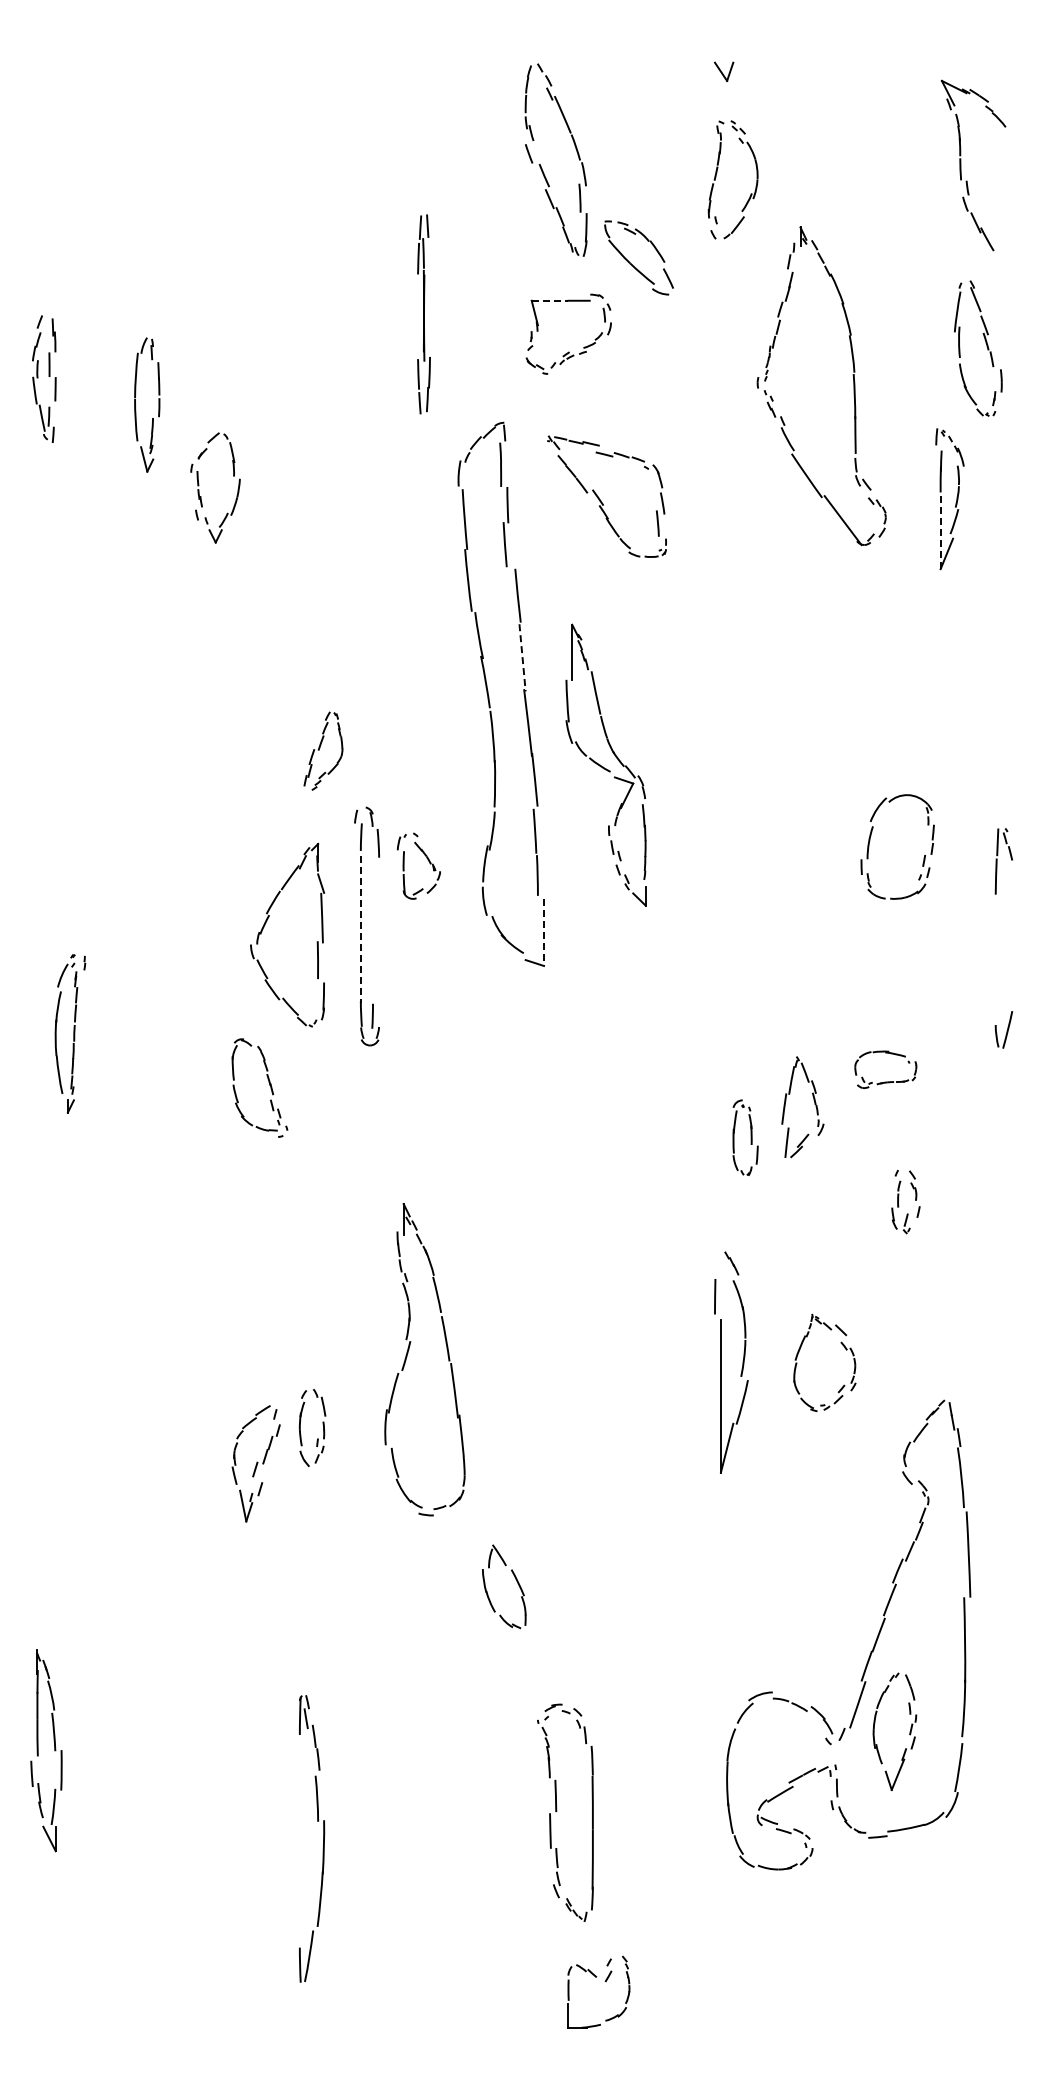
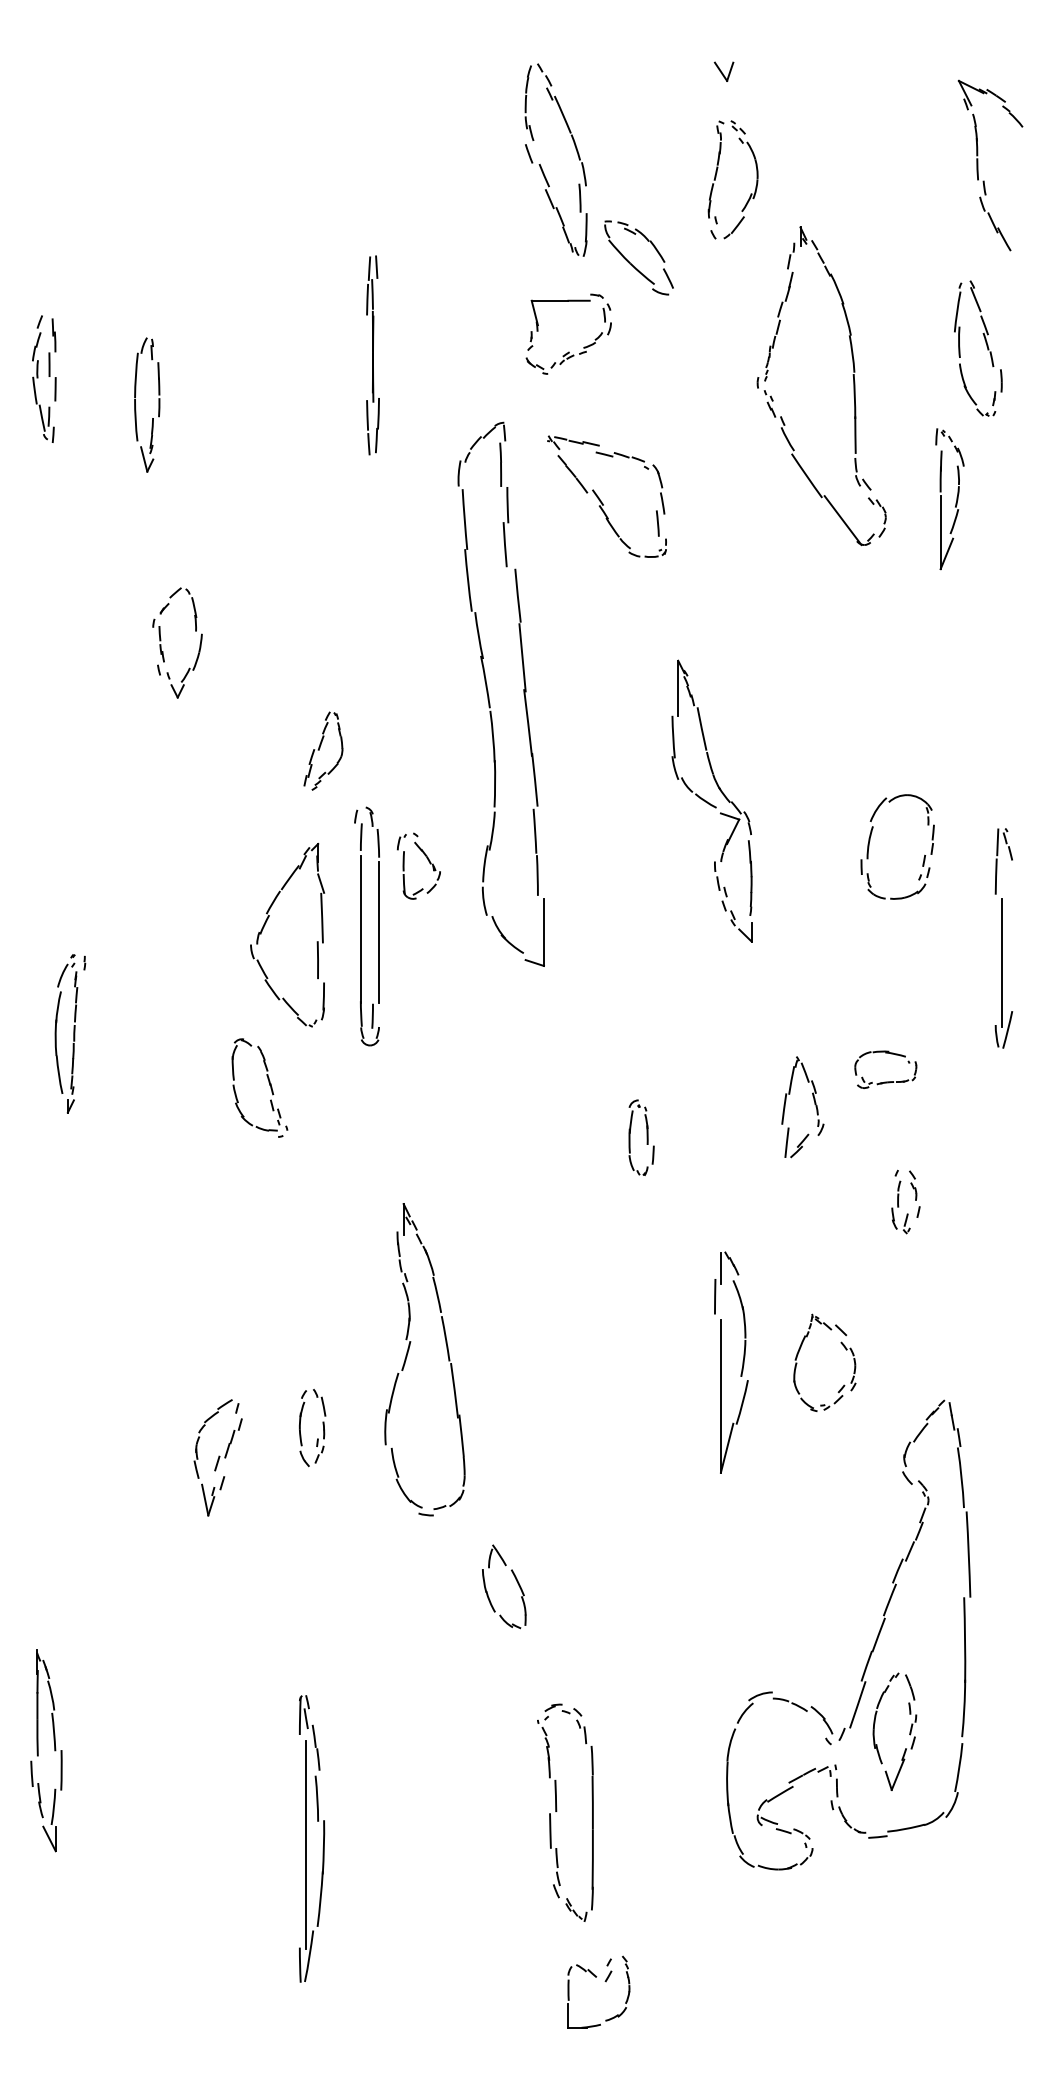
part position: (961, 165) -> (978, 165) (978, 165)
line: dashed -> solid (550, 300)
part position: (423, 314) -> (372, 355) (372, 355)
part position: (199, 485) -> (161, 640) (161, 640)
line: dashed -> solid (940, 532)
line: dashed -> solid (522, 657)
part position: (605, 764) -> (711, 800) (711, 800)
line: dashed -> solid (360, 929)
line: none -> present (379, 932)
line: dashed -> solid (543, 932)
line: none -> present (1001, 962)
part position: (745, 1137) -> (641, 1137) (641, 1137)
line: none -> present (720, 1267)
part position: (255, 1463) -> (217, 1457) (217, 1457)
line: none -> present (305, 1844)
